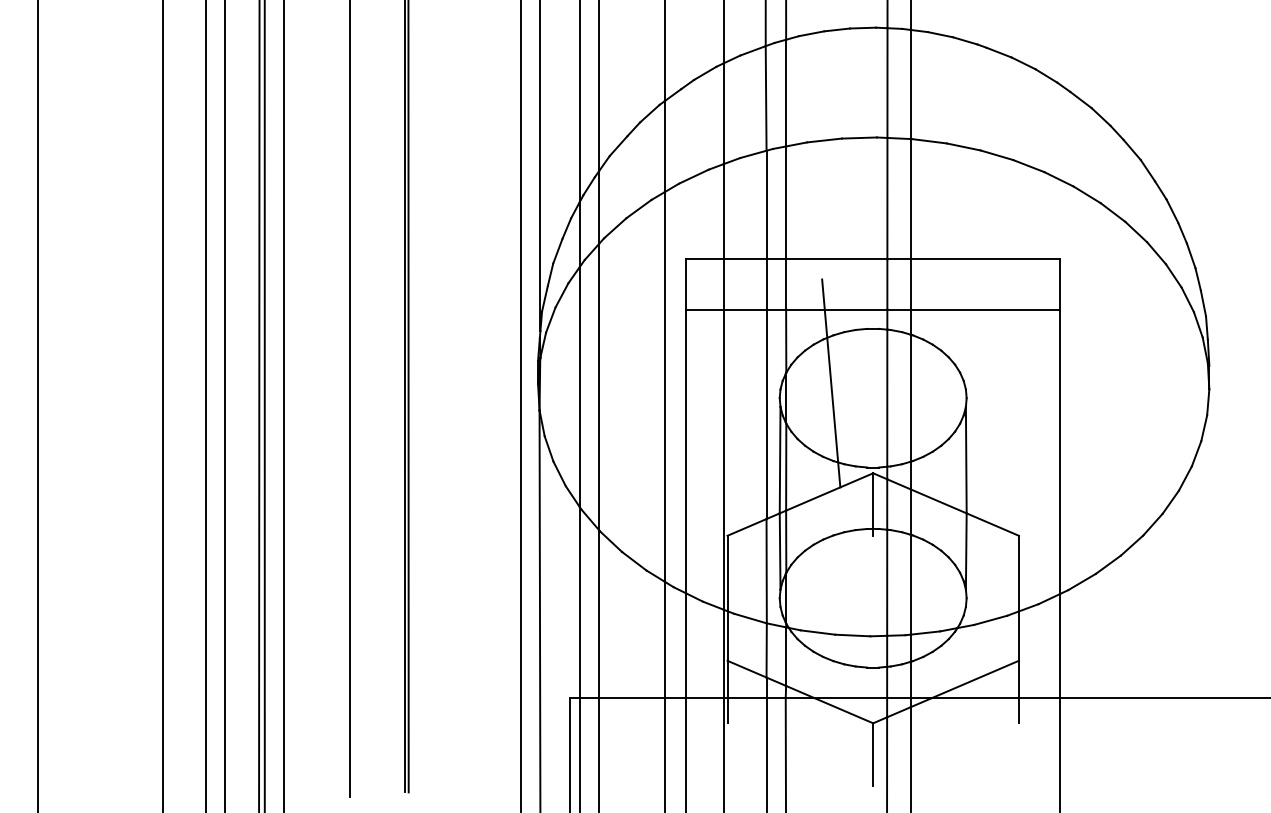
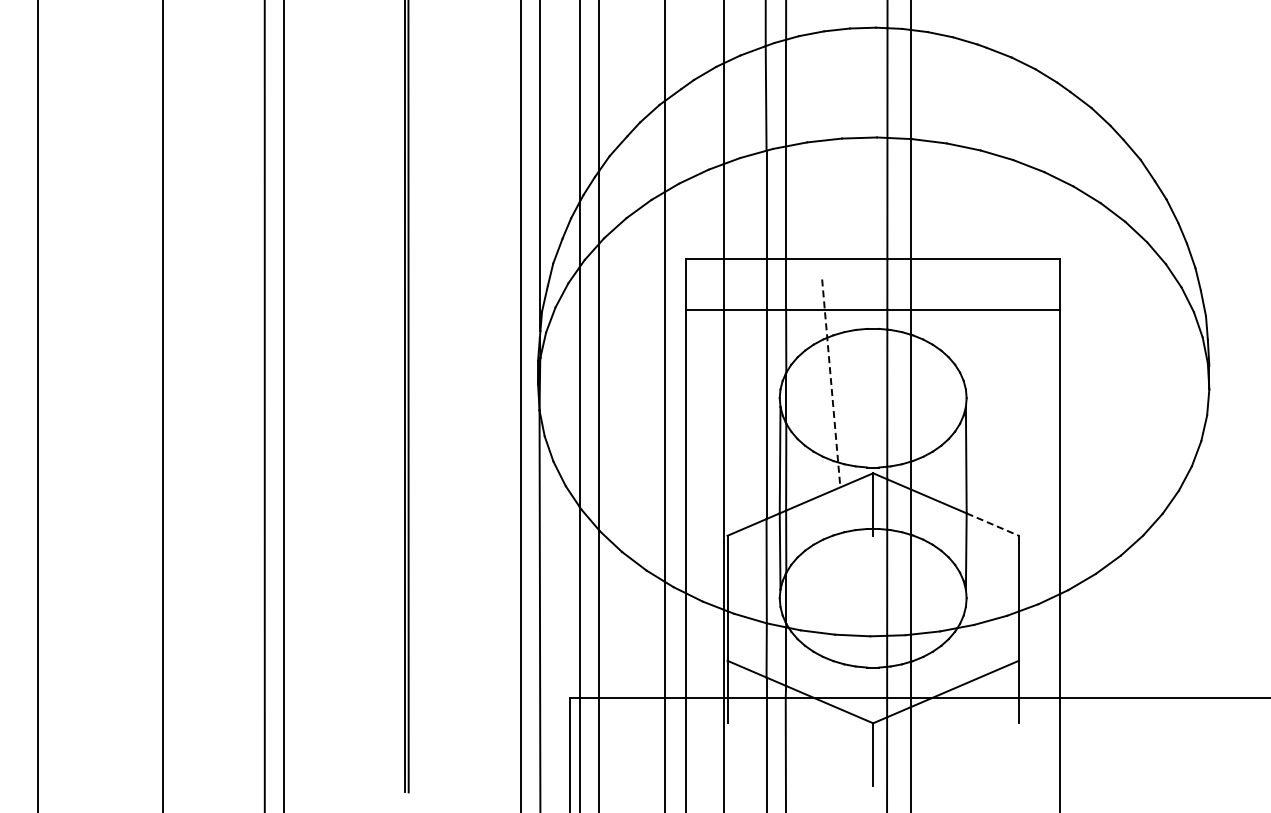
line: solid -> dashed (831, 383)
line: present -> none (349, 399)
line: present -> none (205, 405)
line: present -> none (225, 405)
line: present -> none (259, 405)
line: solid -> dashed (993, 524)
